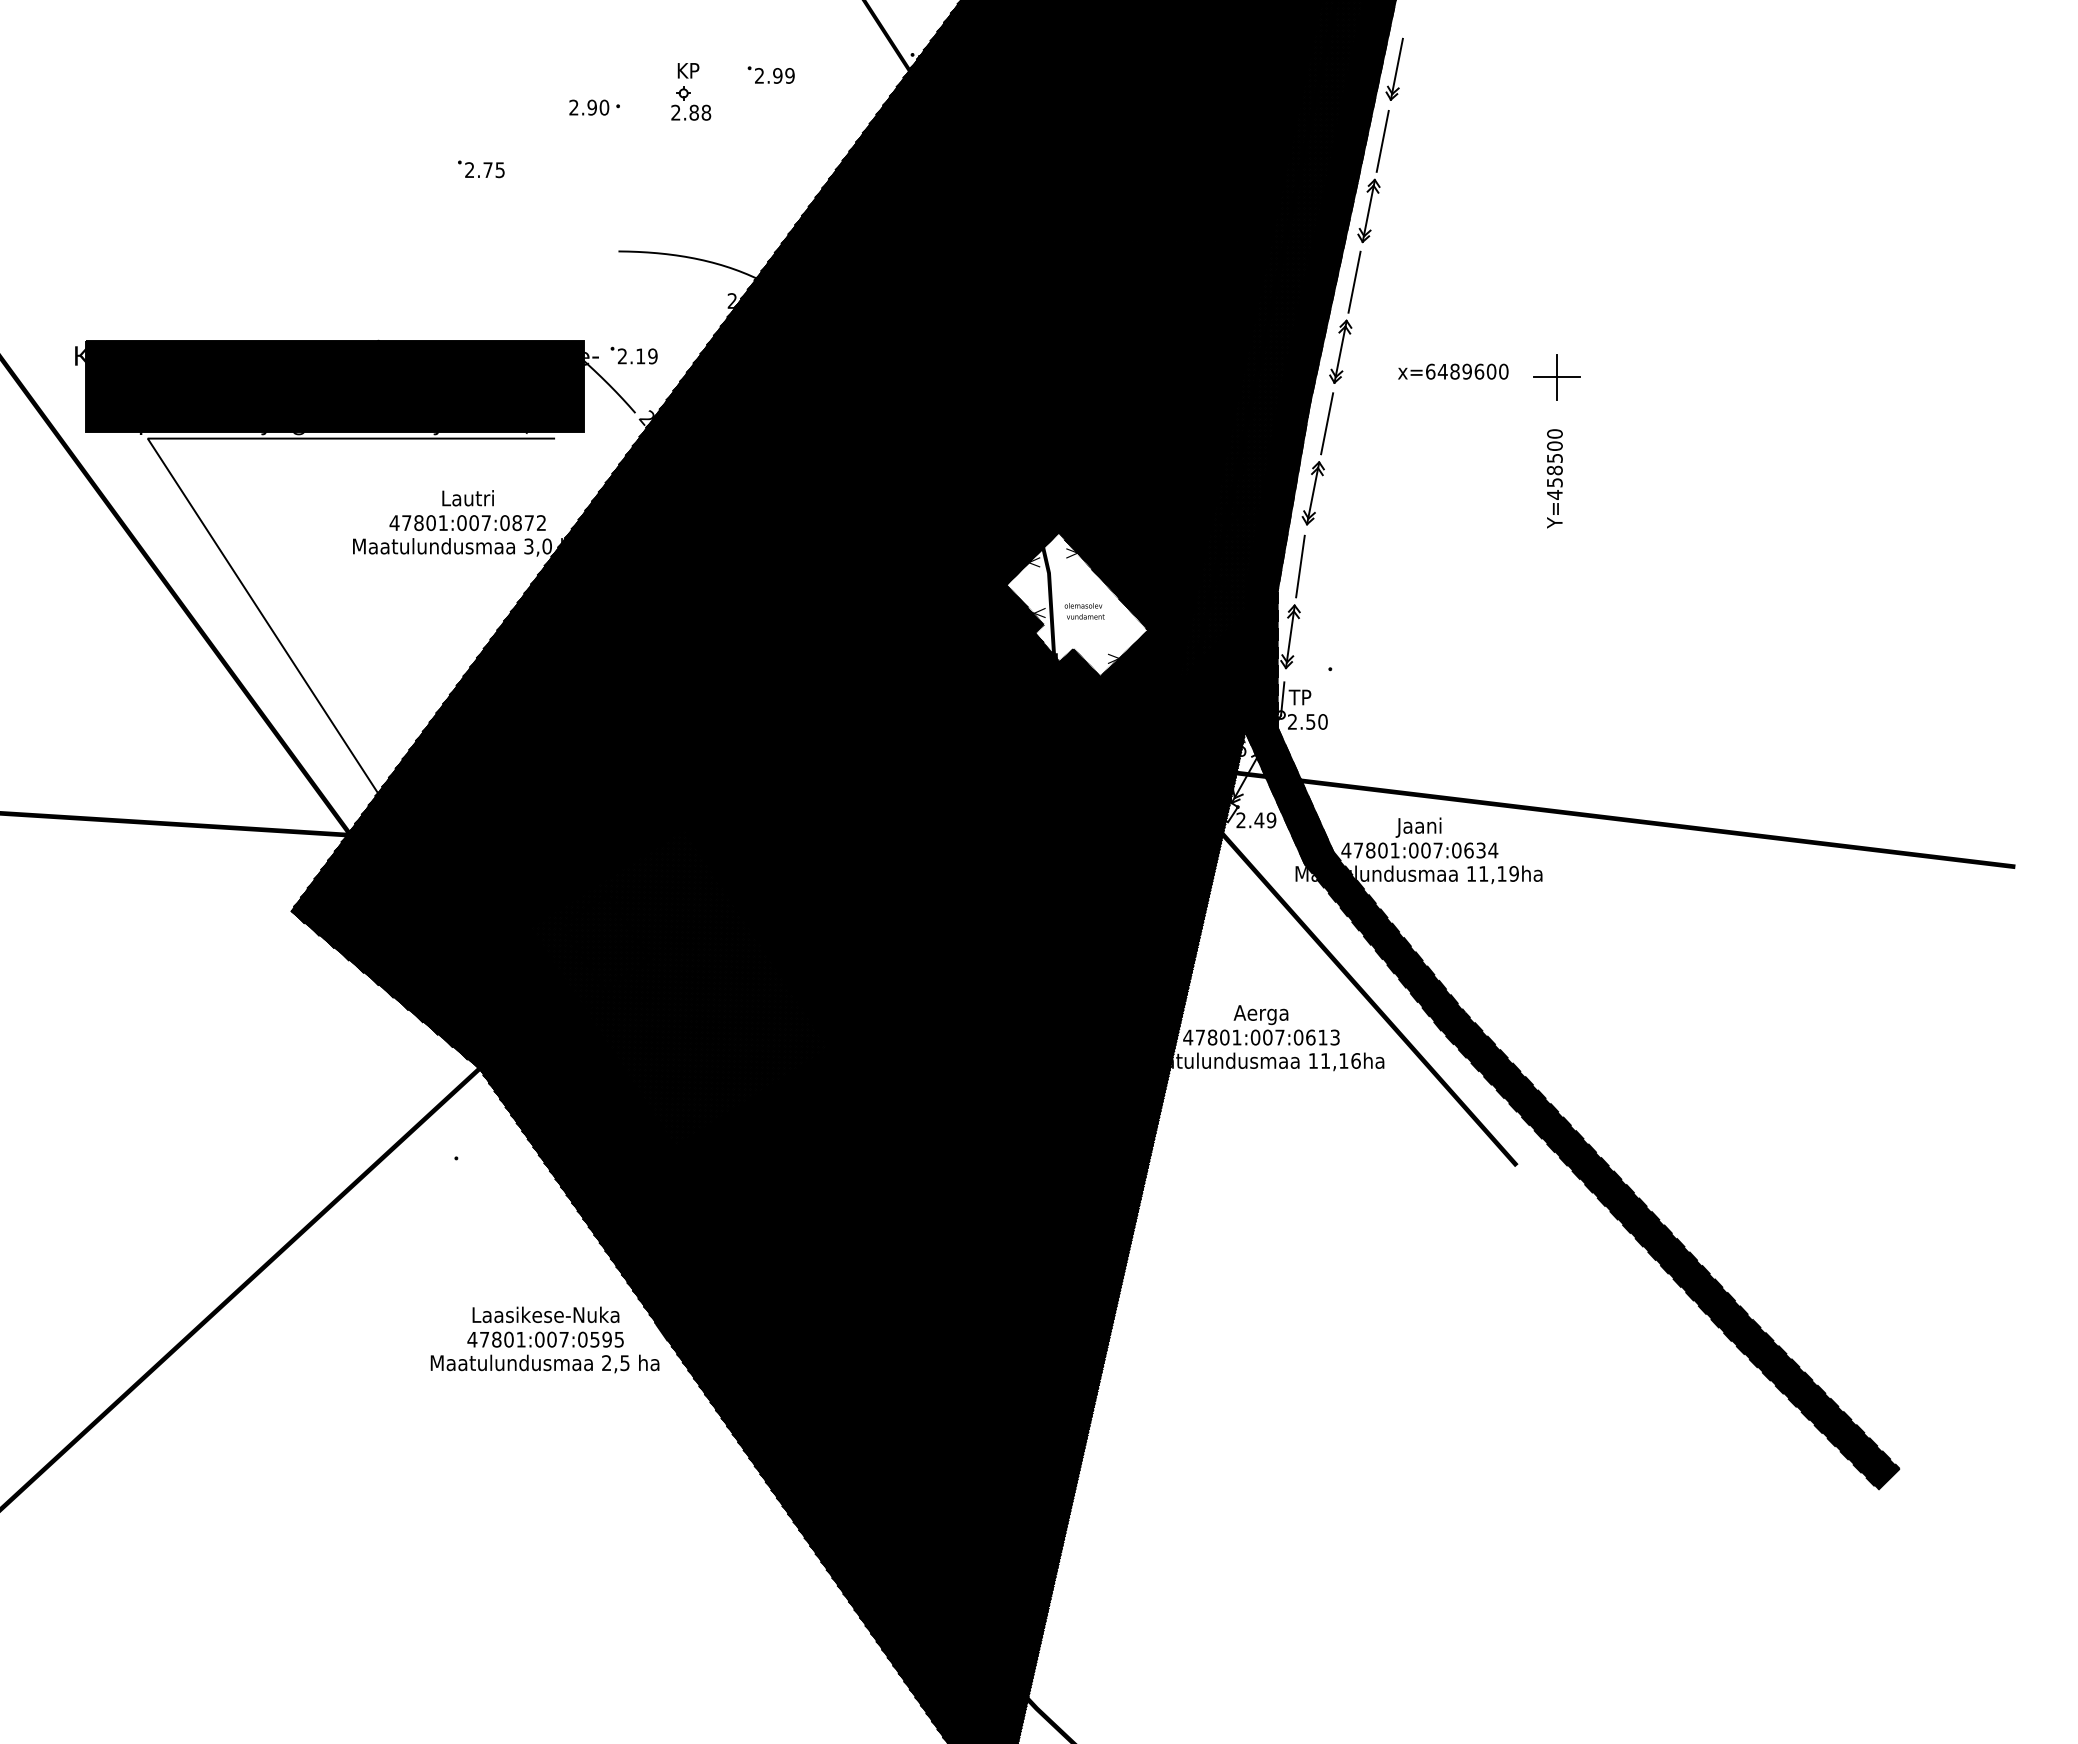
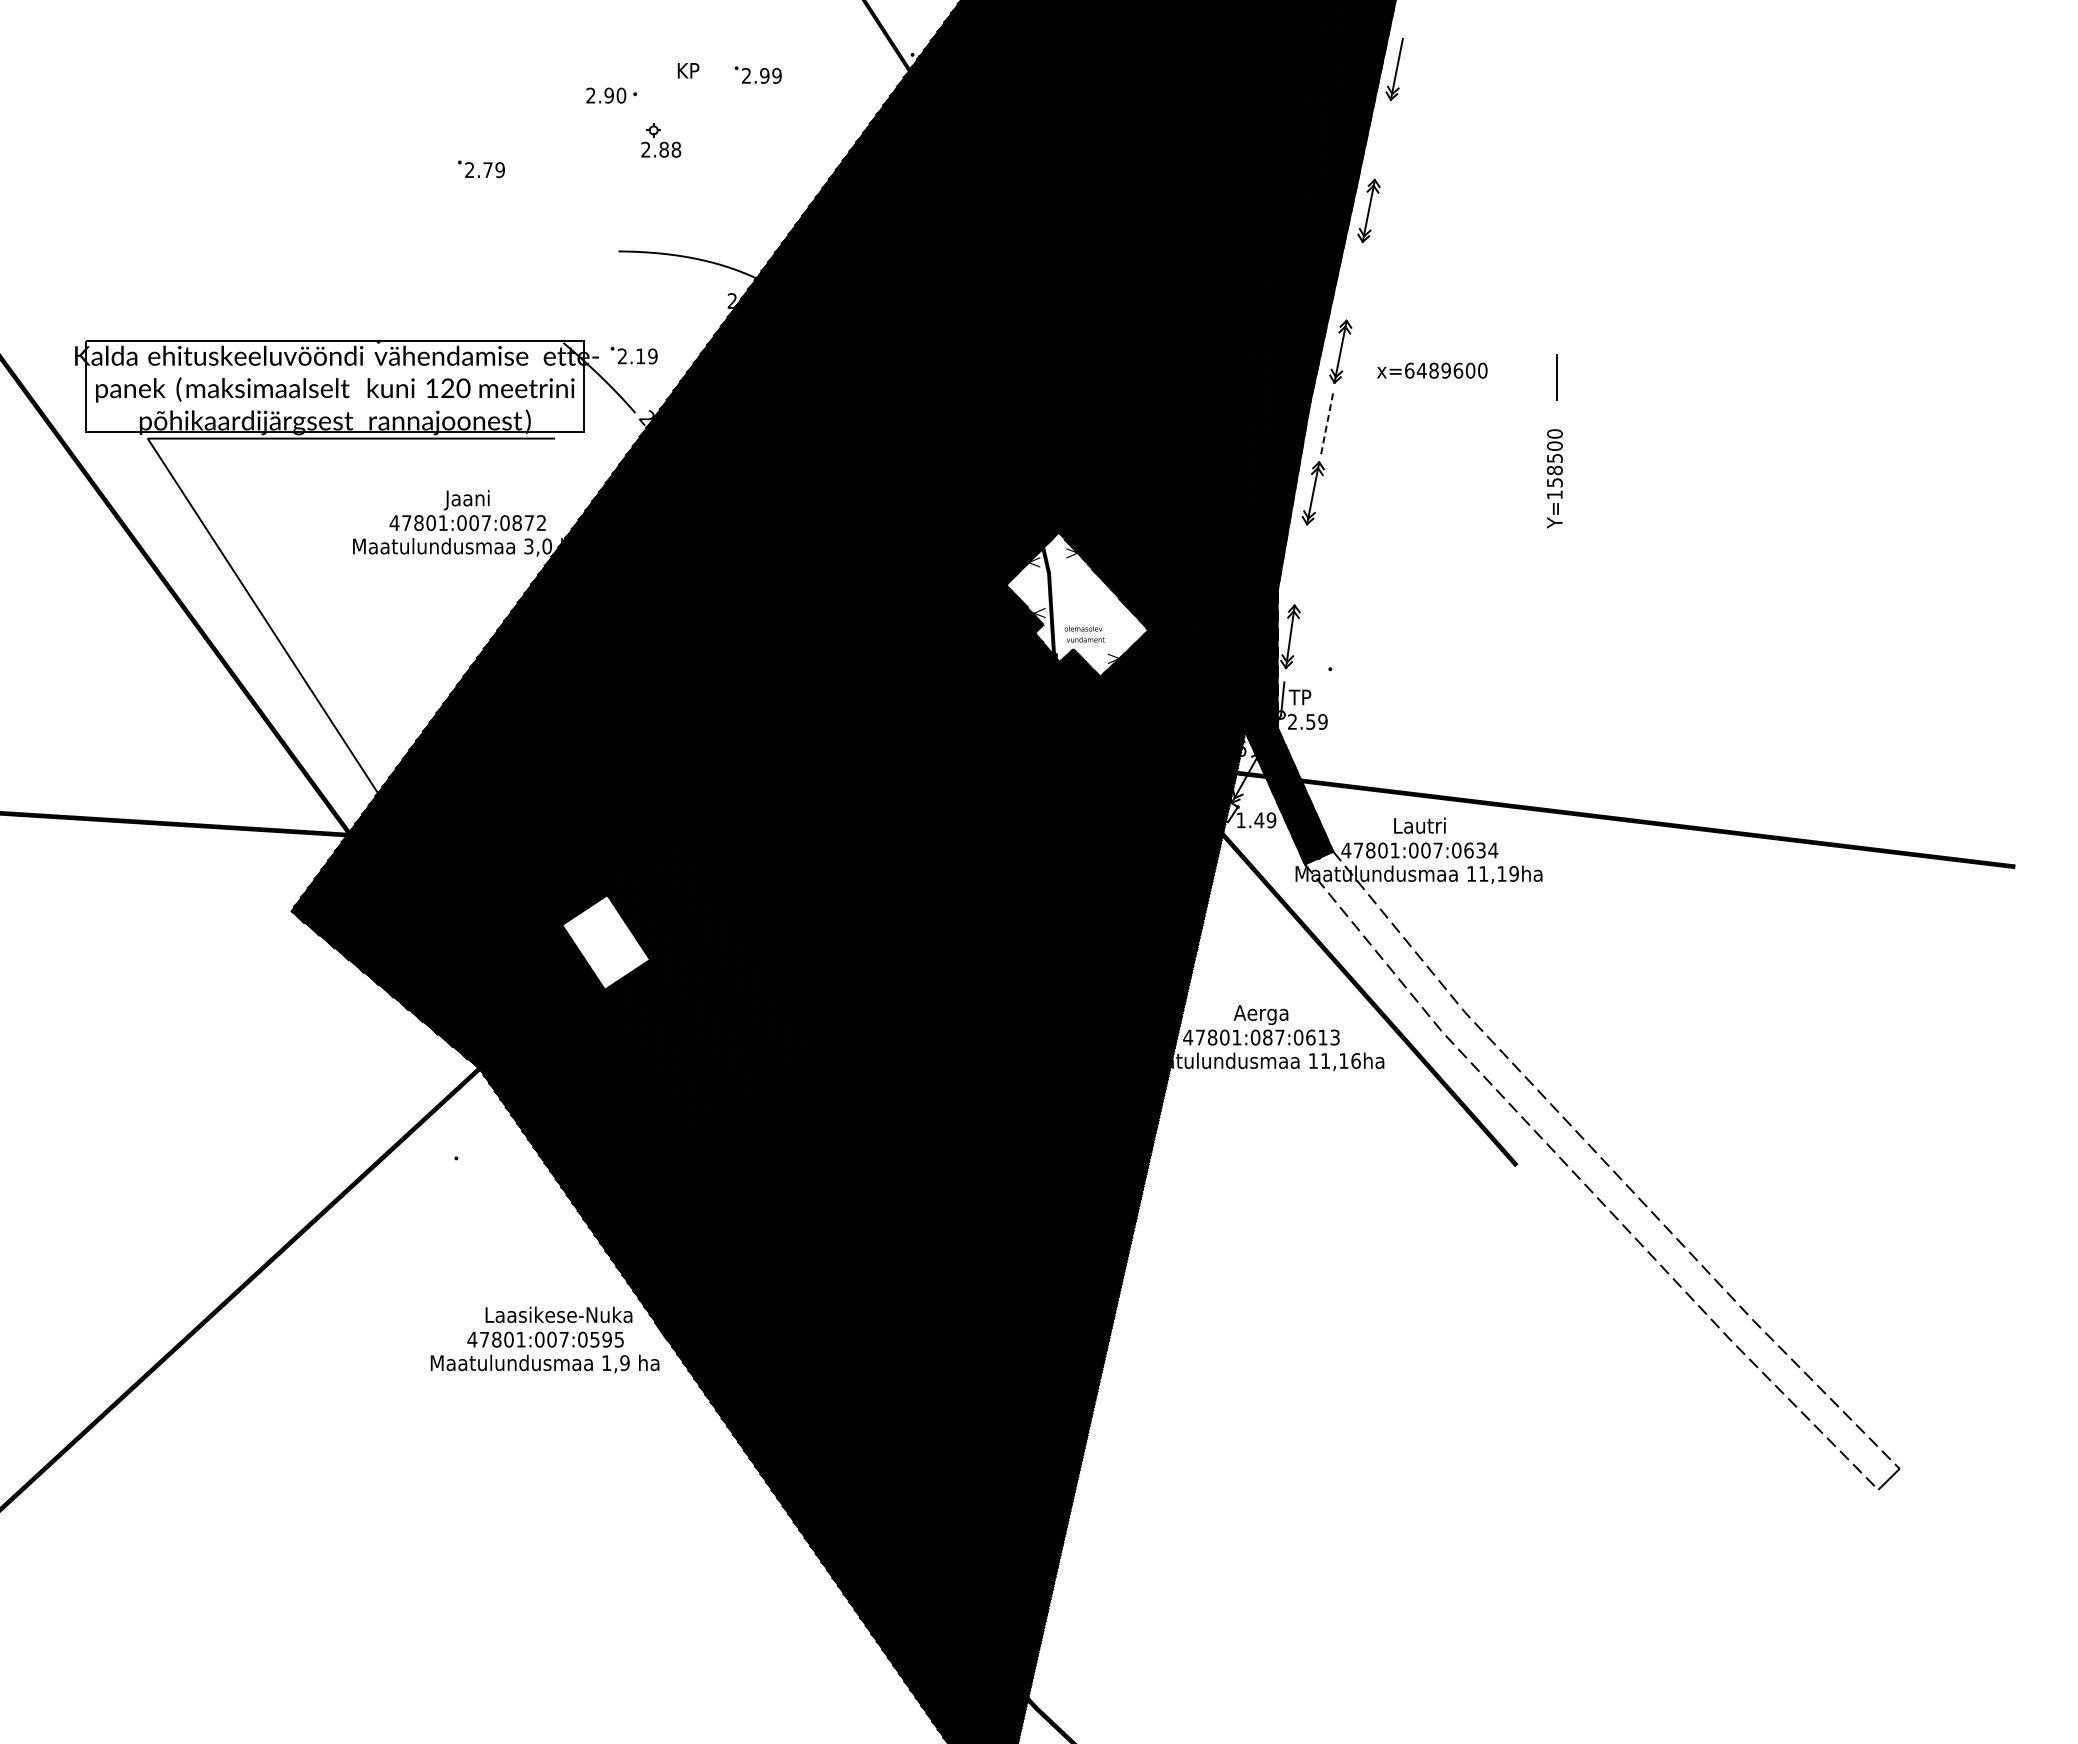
part position: (770, 74) -> (757, 74) (757, 74)
part position: (691, 103) -> (661, 140) (661, 140)
part position: (594, 107) -> (611, 95) (611, 95)
line: present -> none (1382, 140)
text: 2.75 -> 2.79 (499, 169)
line: present -> none (1354, 281)
text position: (1453, 371) -> (1432, 370) (1432, 370)
line: present -> none (1557, 377)
fill: present -> none (334, 386)
line: solid -> dashed (1327, 423)
text: Y=458500 -> Y=158500 (1554, 494)
text: Lautri -> Jaani (467, 500)
line: present -> none (1300, 566)
text position: (1084, 611) -> (1084, 634) (1084, 634)
text: 2.50 -> 2.59 (1322, 721)
text: 2.49 -> 1.49 (1240, 819)
text: Jaani -> Lautri (1419, 827)
hatch: present -> none (605, 942)
text: 47801:007:0613 -> 47801:087:0613 (1267, 1037)
fill: present -> none (1601, 1170)
text position: (545, 1314) -> (558, 1314) (558, 1314)
text: 2,5 -> 1,9 (615, 1362)
